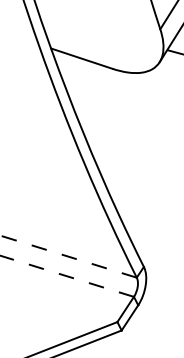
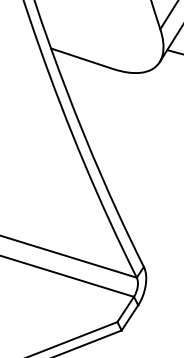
line: dashed -> solid (68, 256)
line: dashed -> solid (67, 276)
